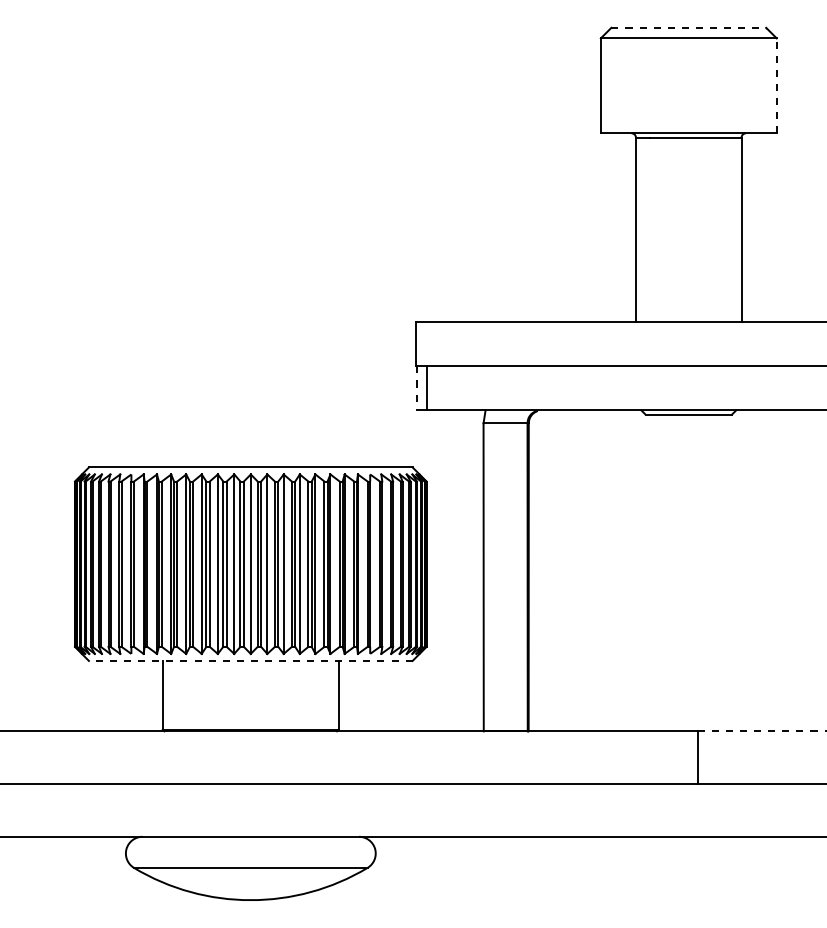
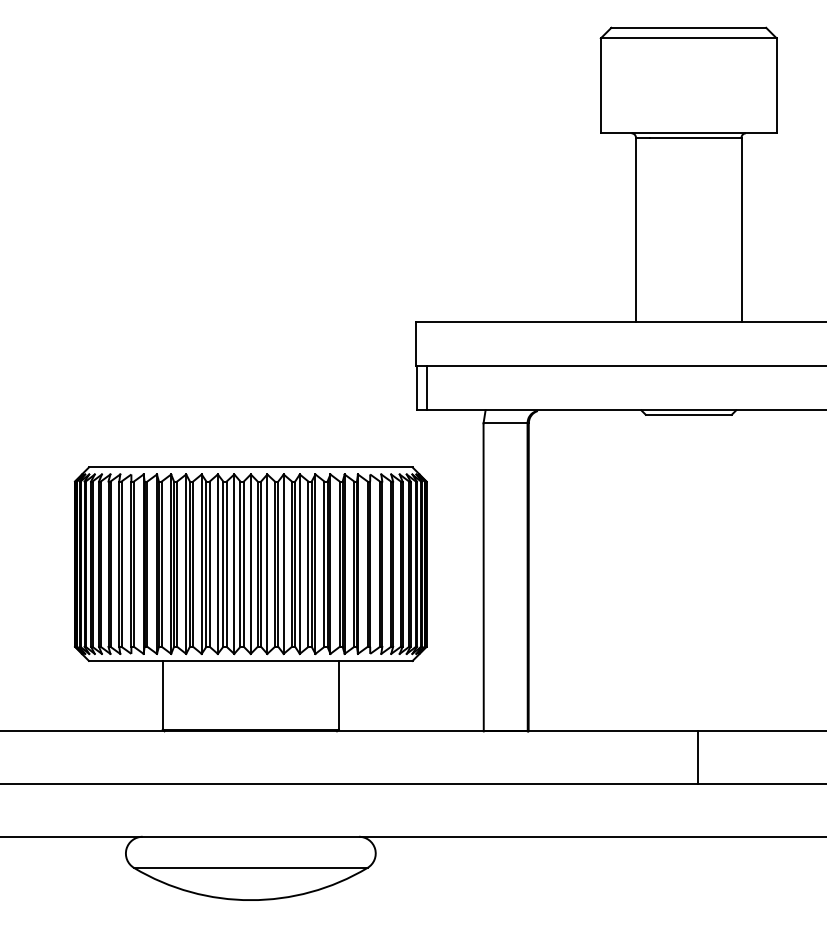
line: dashed -> solid (689, 27)
line: dashed -> solid (776, 85)
line: dashed -> solid (416, 388)
line: dashed -> solid (250, 660)
line: dashed -> solid (762, 731)
